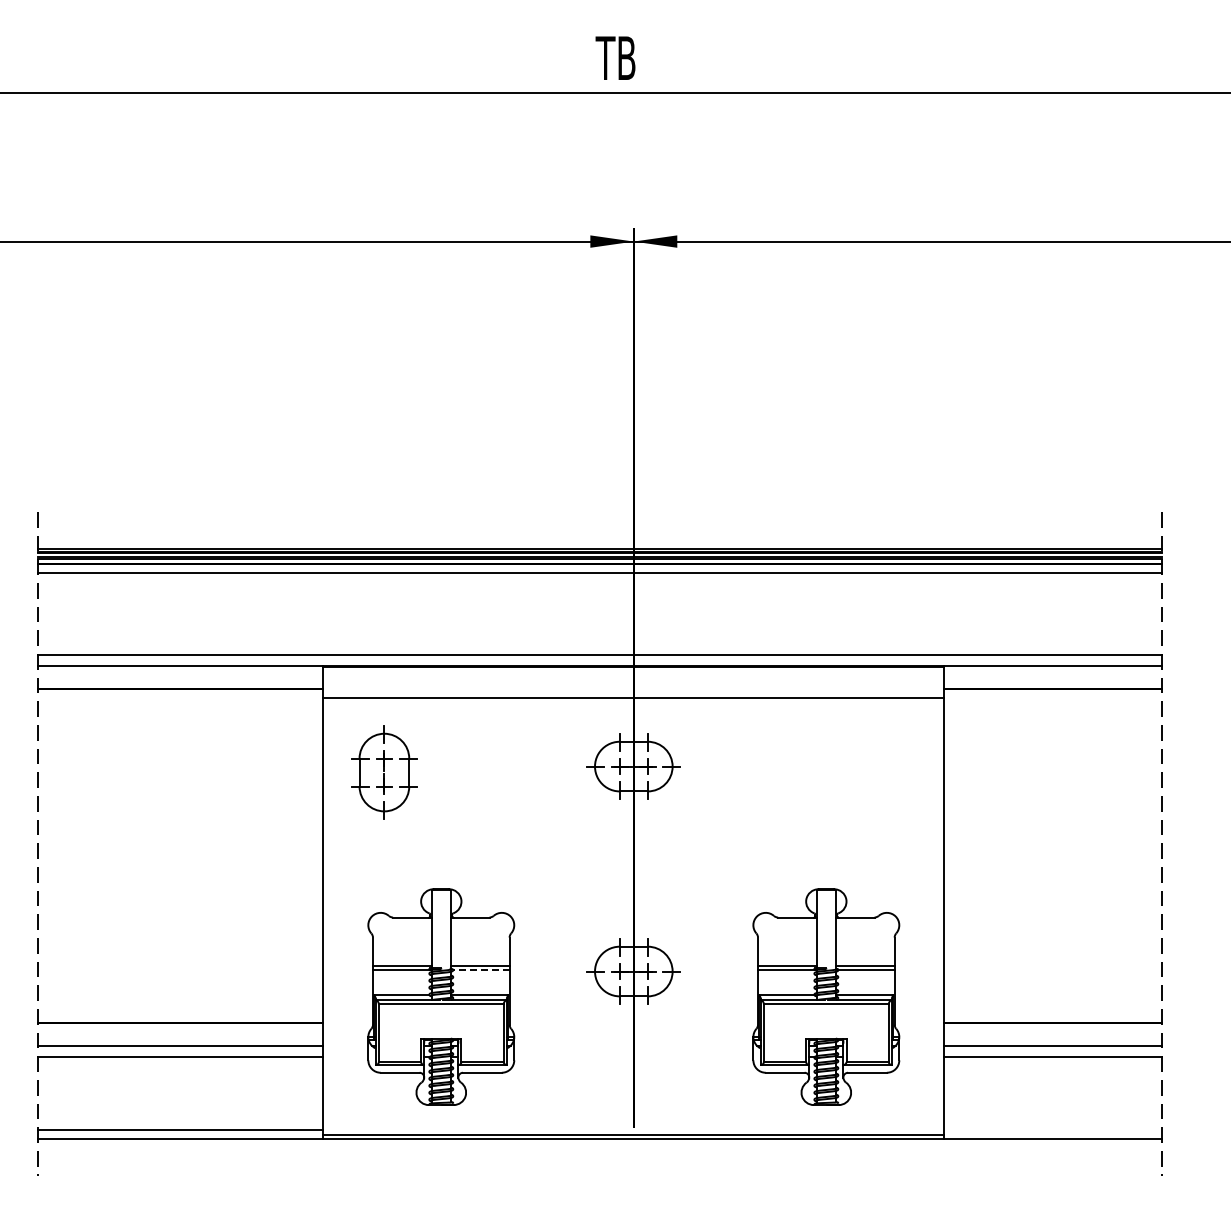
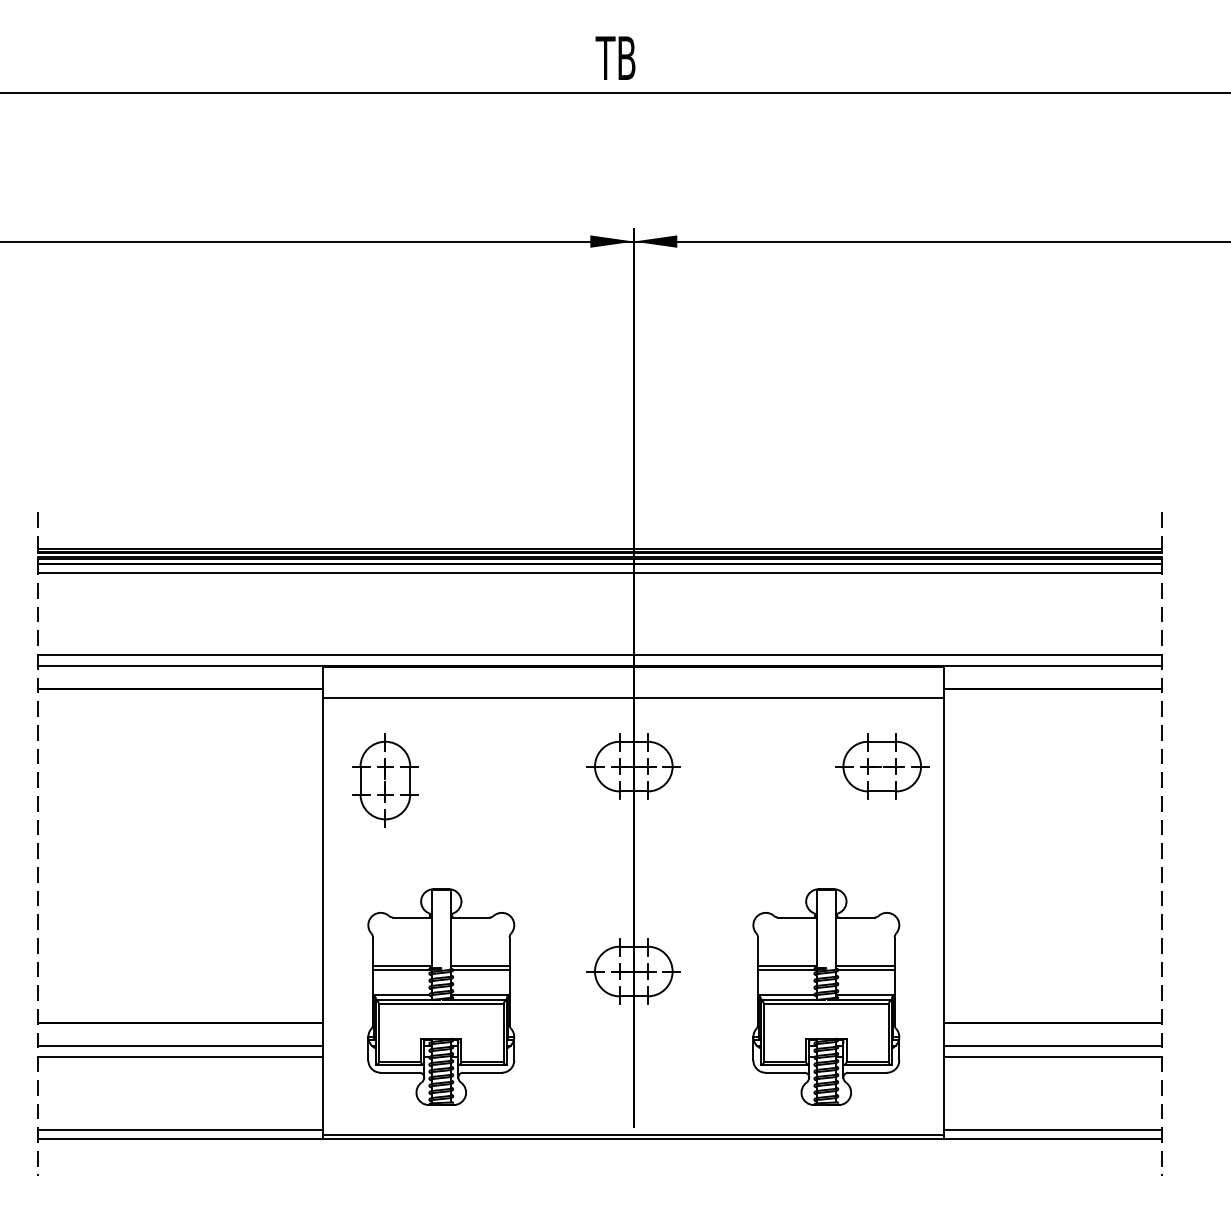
part: none -> present (882, 766)
part position: (384, 772) -> (385, 780) (385, 780)
line: dashed -> solid (480, 970)
line: none -> present (1052, 1129)
